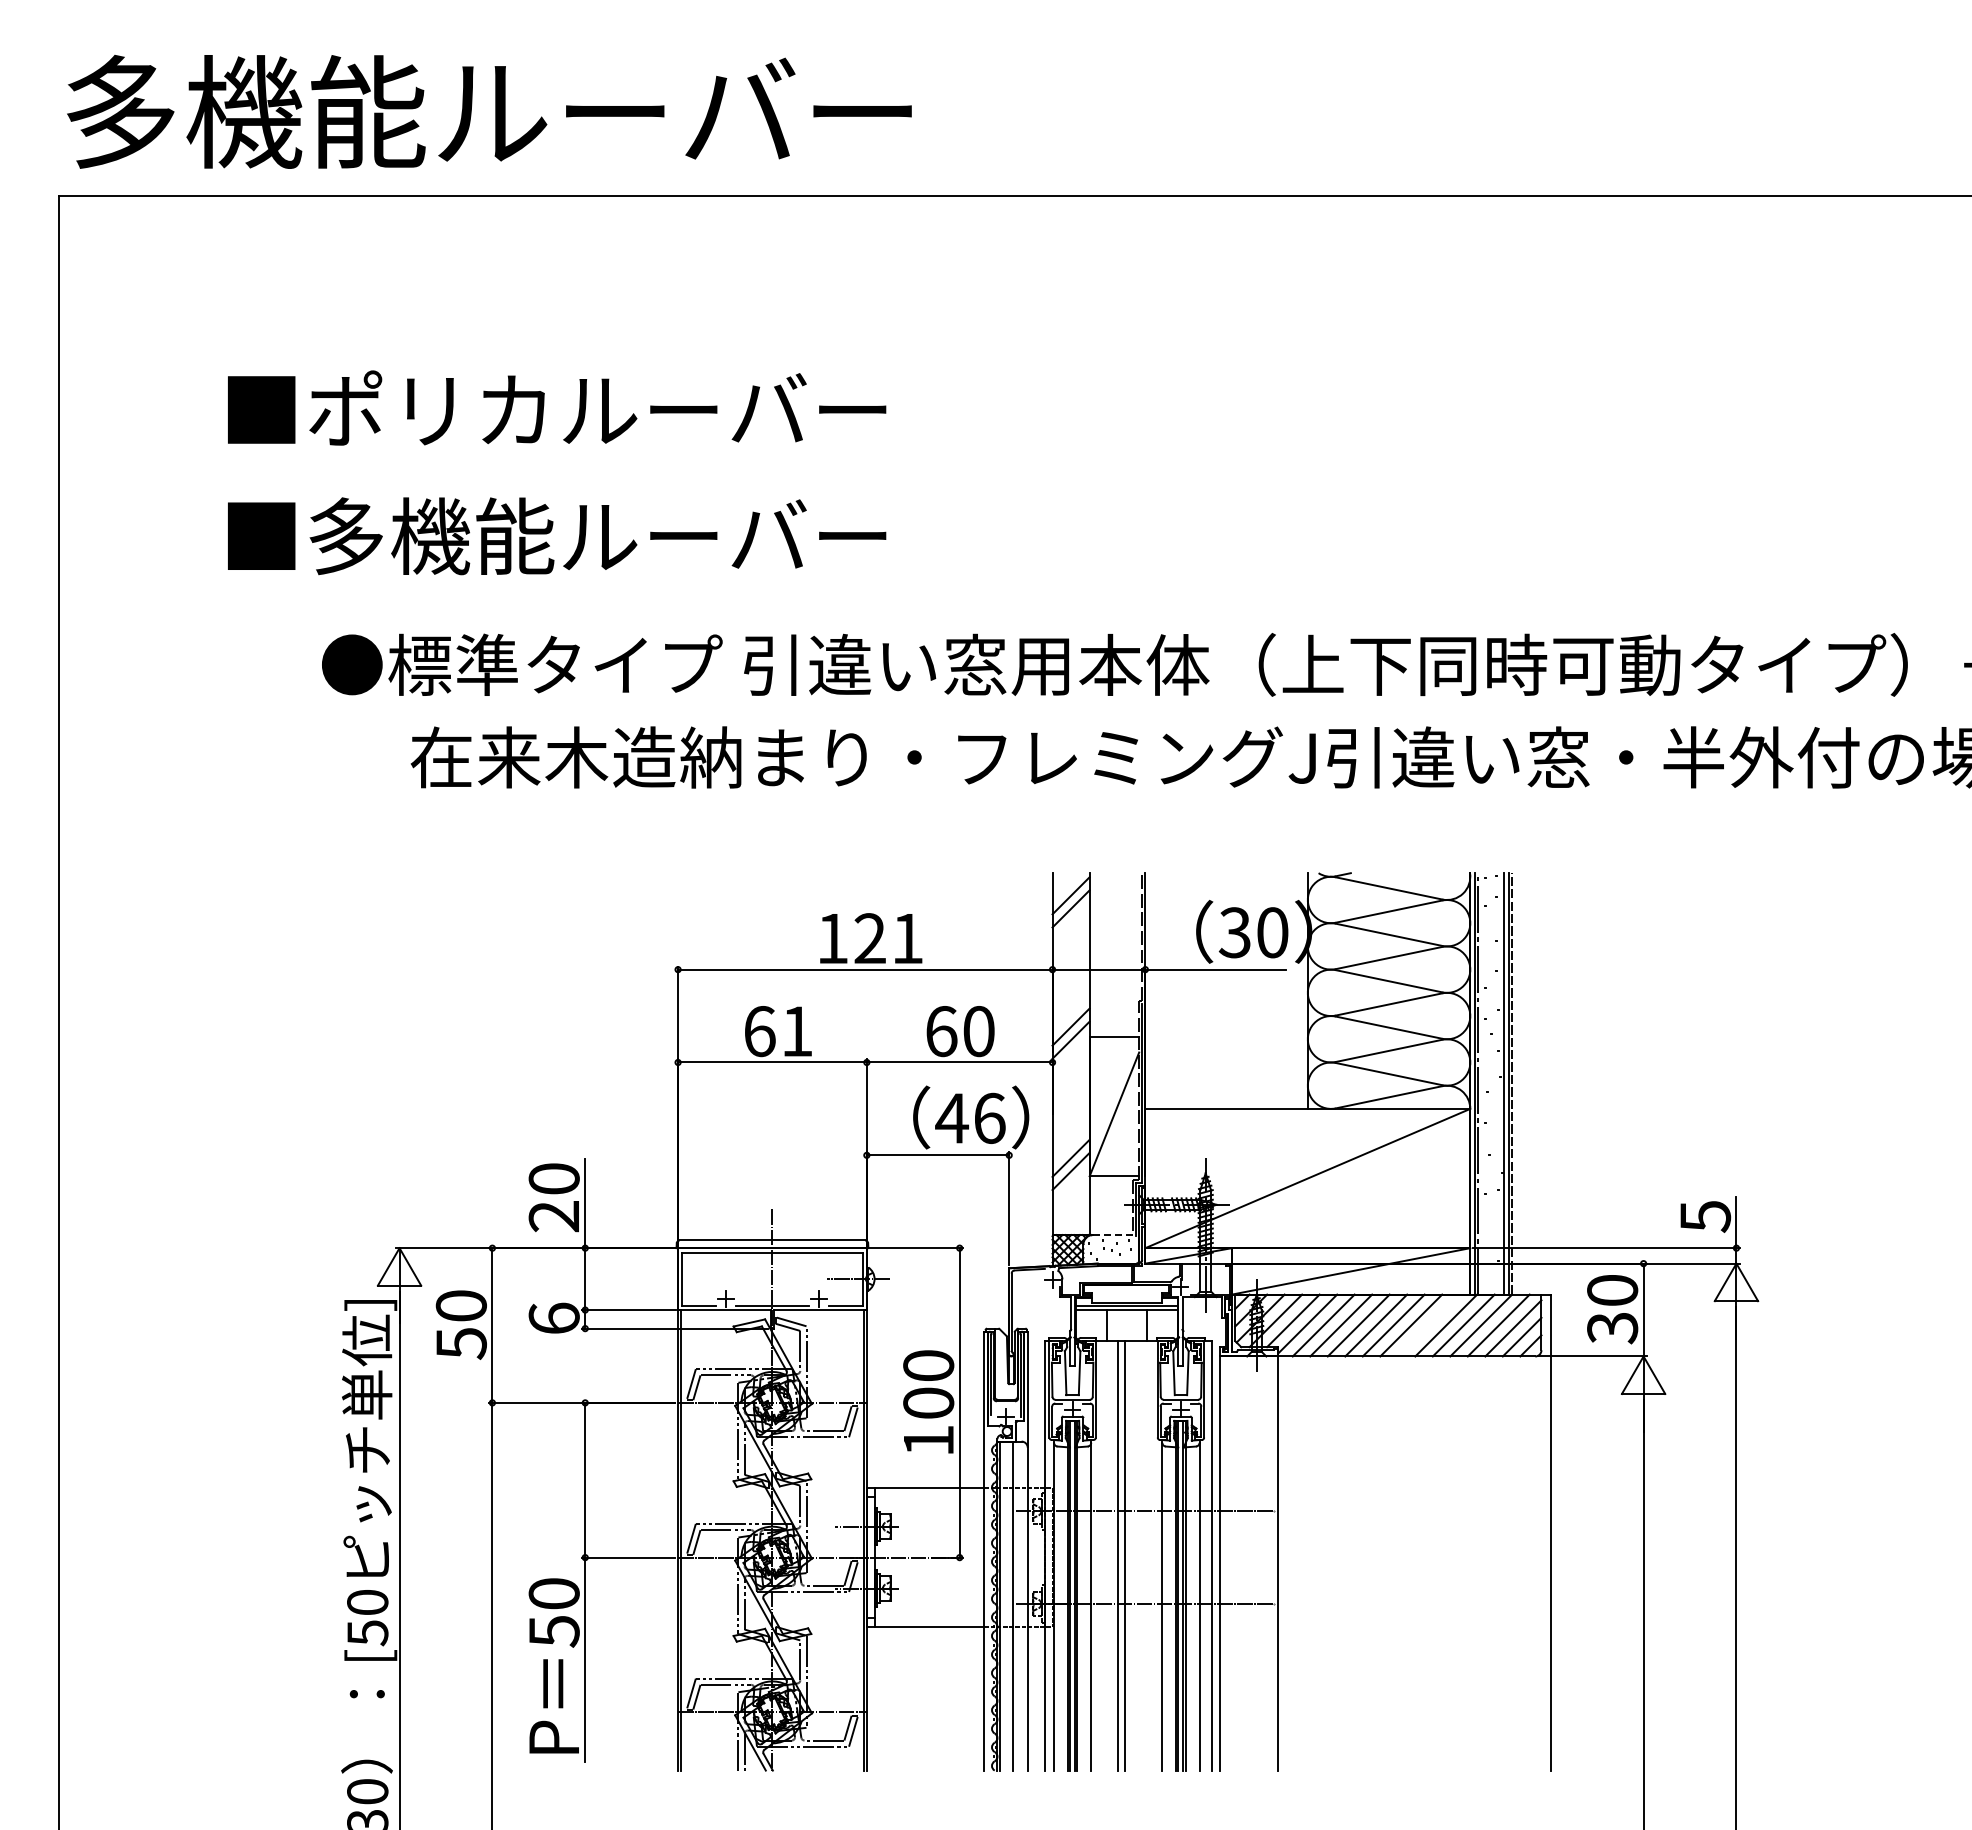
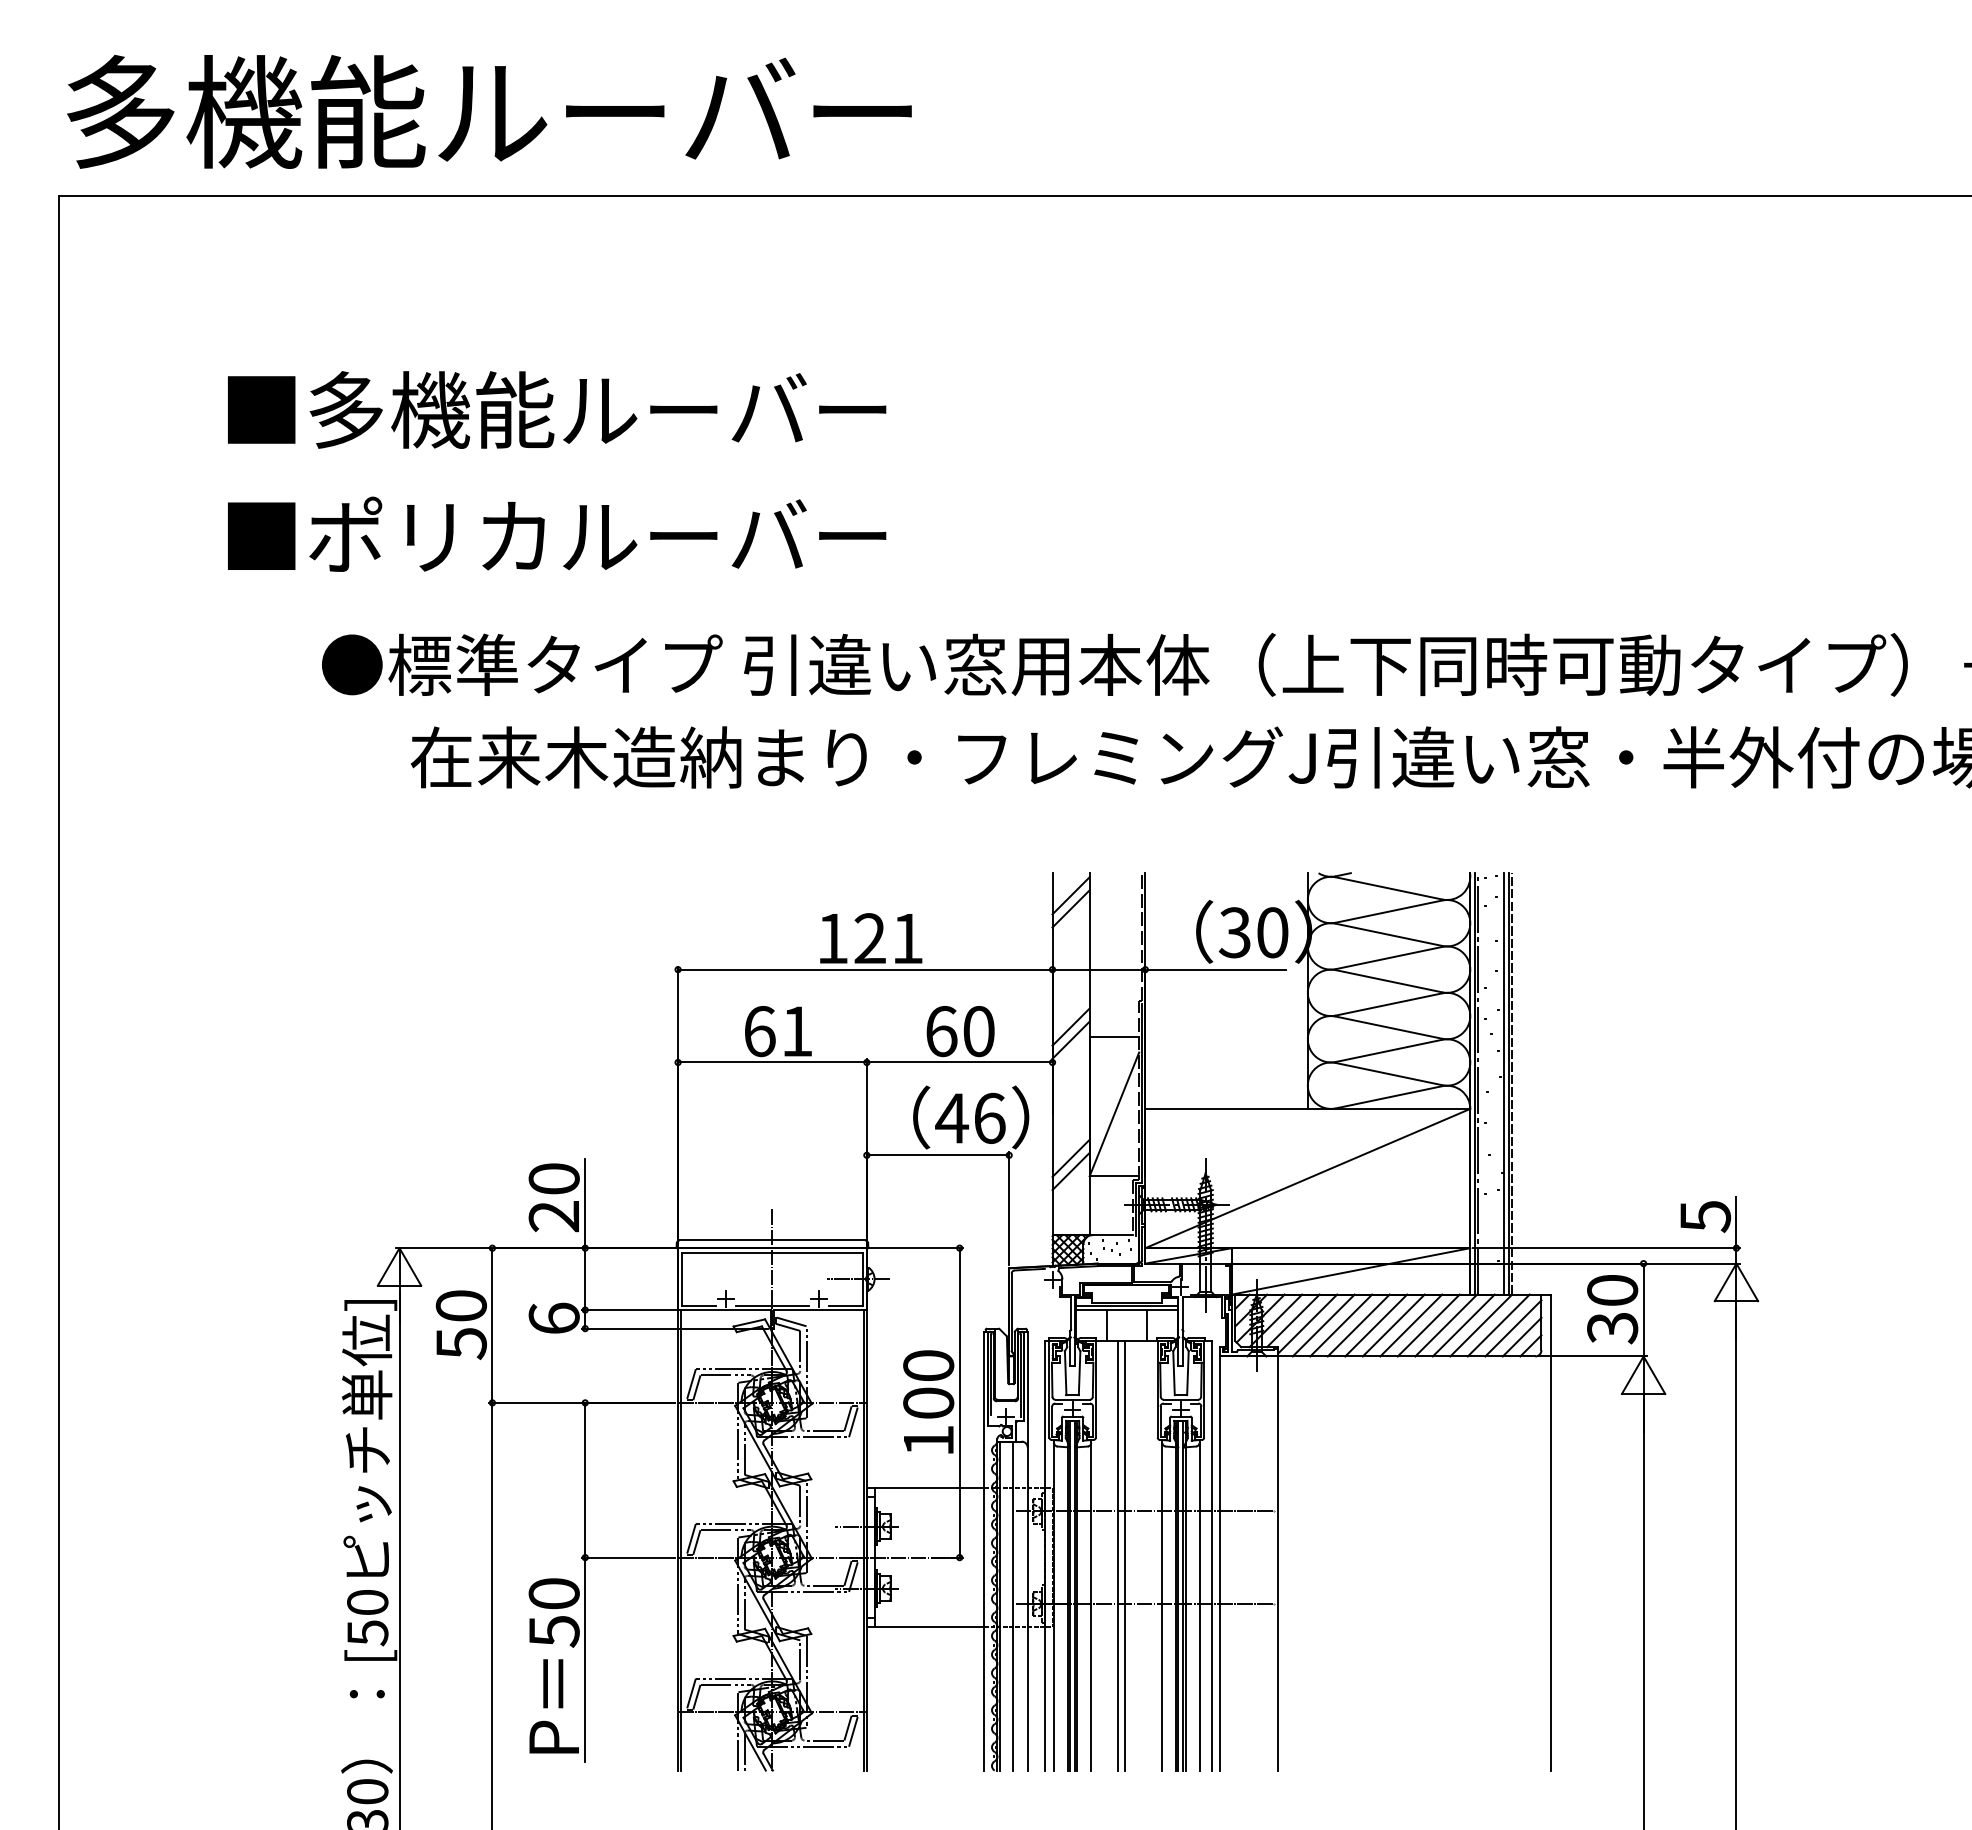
text: ■ポリカルーバー -> ■多機能ルーバー (431, 409)
text: ■多機能ルーバー -> ■ポリカルーバー (431, 535)
line: dashed -> solid (1112, 1235)
line: none -> present (1428, 1325)
